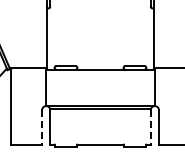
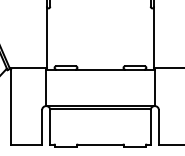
line: dashed -> solid (42, 127)
line: dashed -> solid (150, 127)
